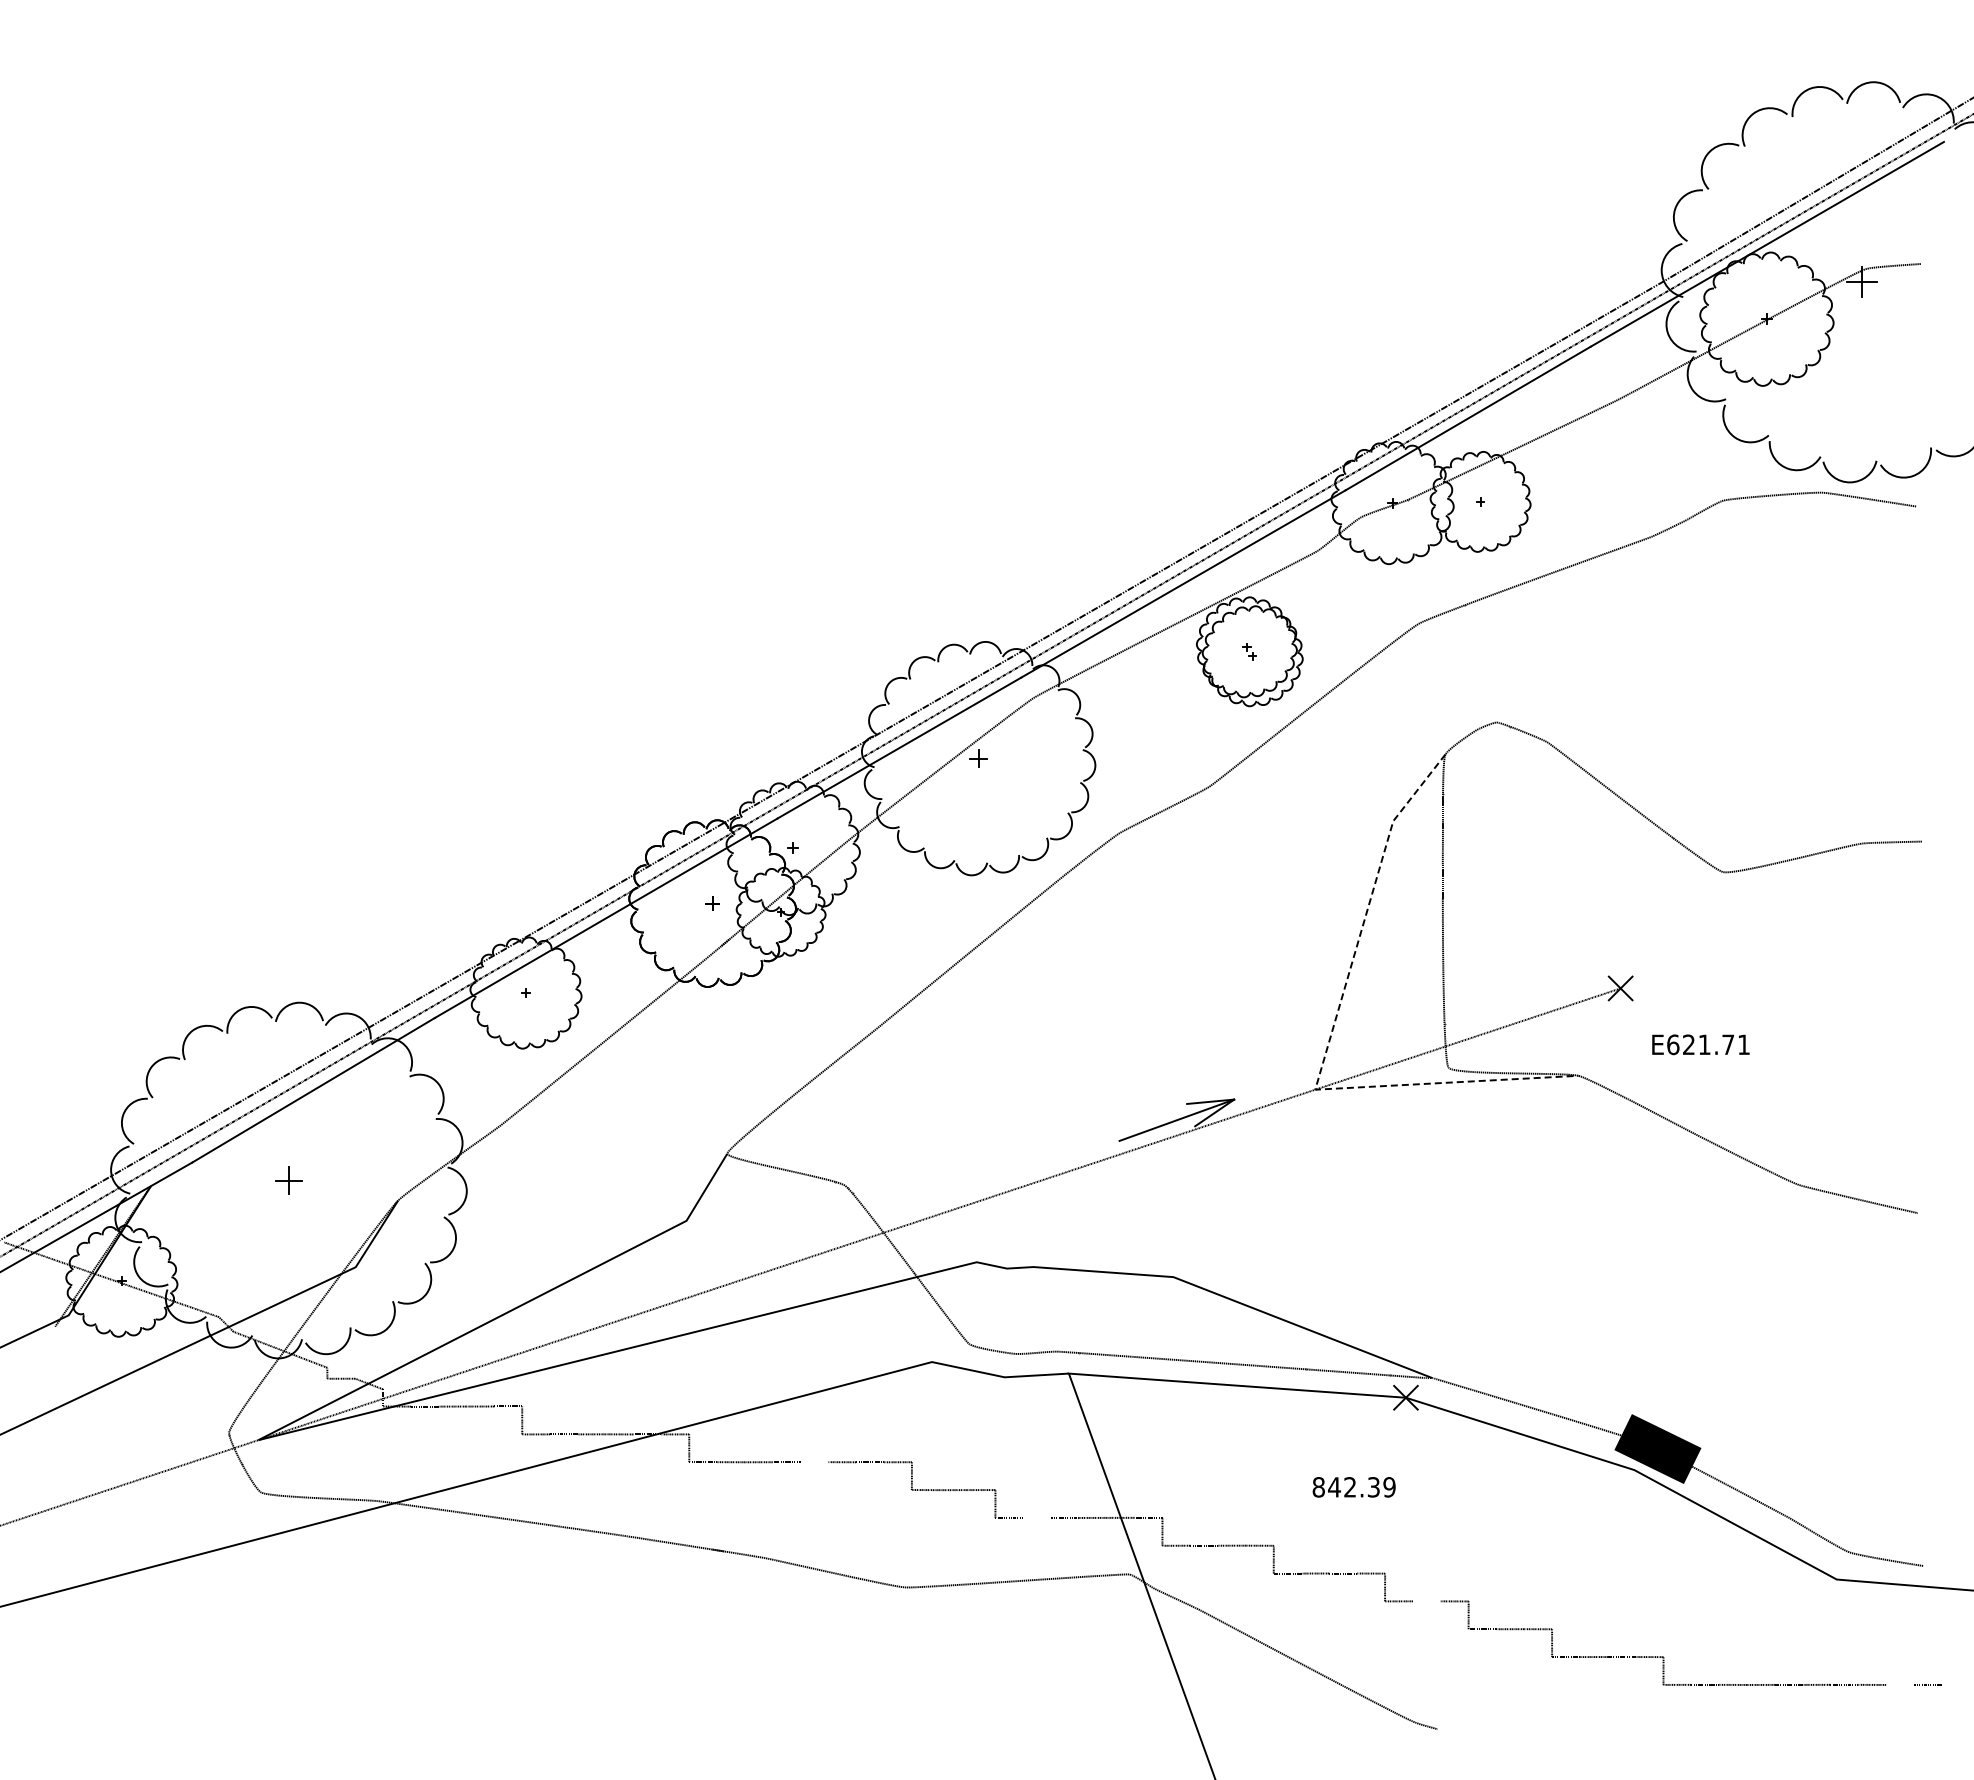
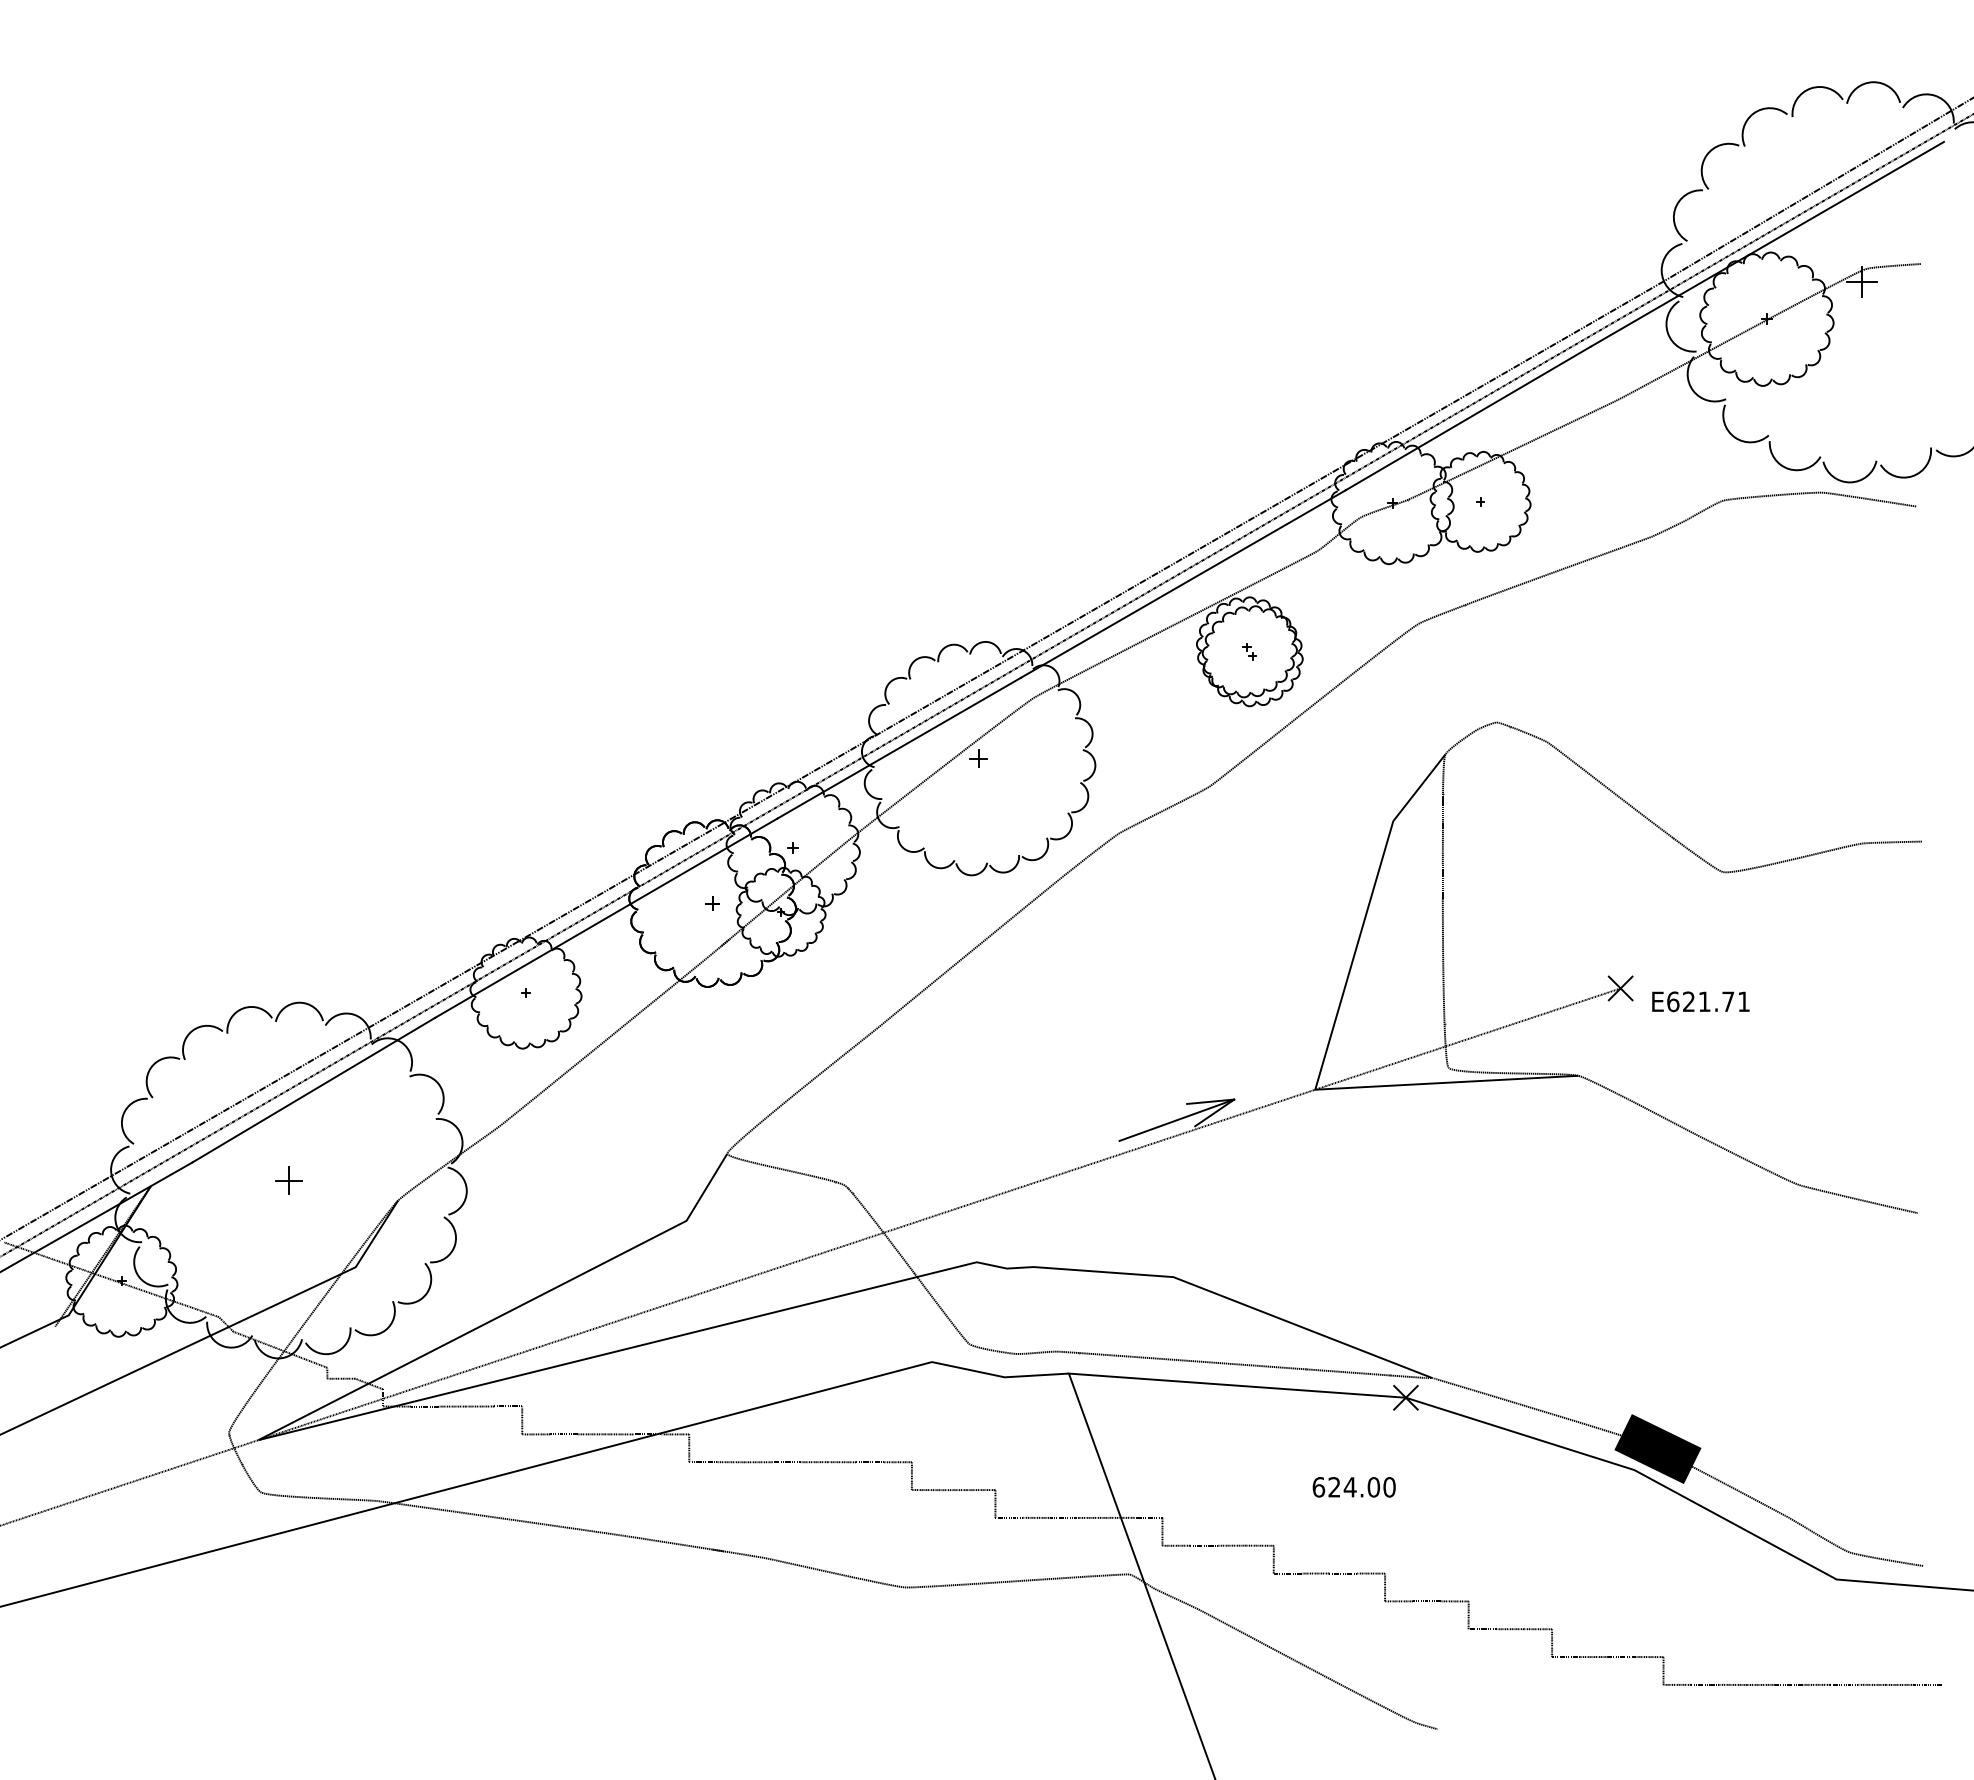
line: dashed -> solid (1329, 1041)
text position: (1700, 1044) -> (1700, 1001) (1700, 1001)
line: none -> present (814, 1462)
text: 842.39 -> 624.00 (1353, 1487)
line: none -> present (1037, 1517)
line: none -> present (1426, 1601)
line: none -> present (1900, 1684)
